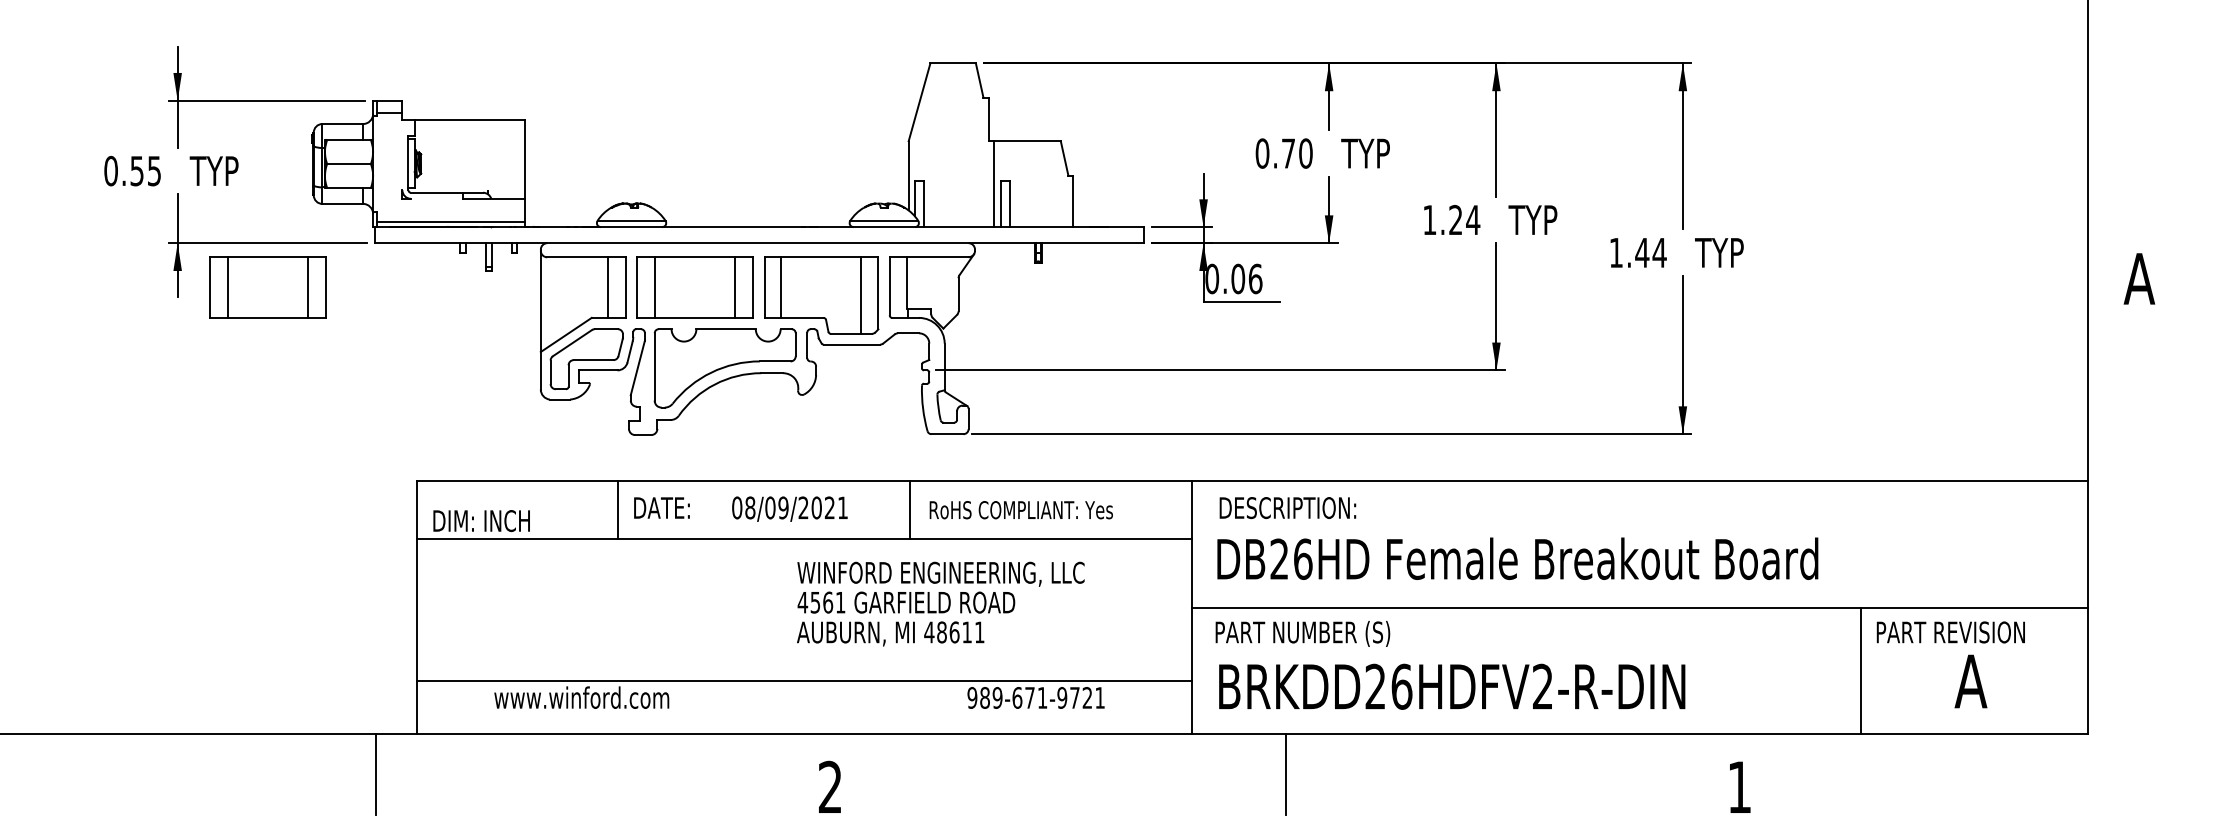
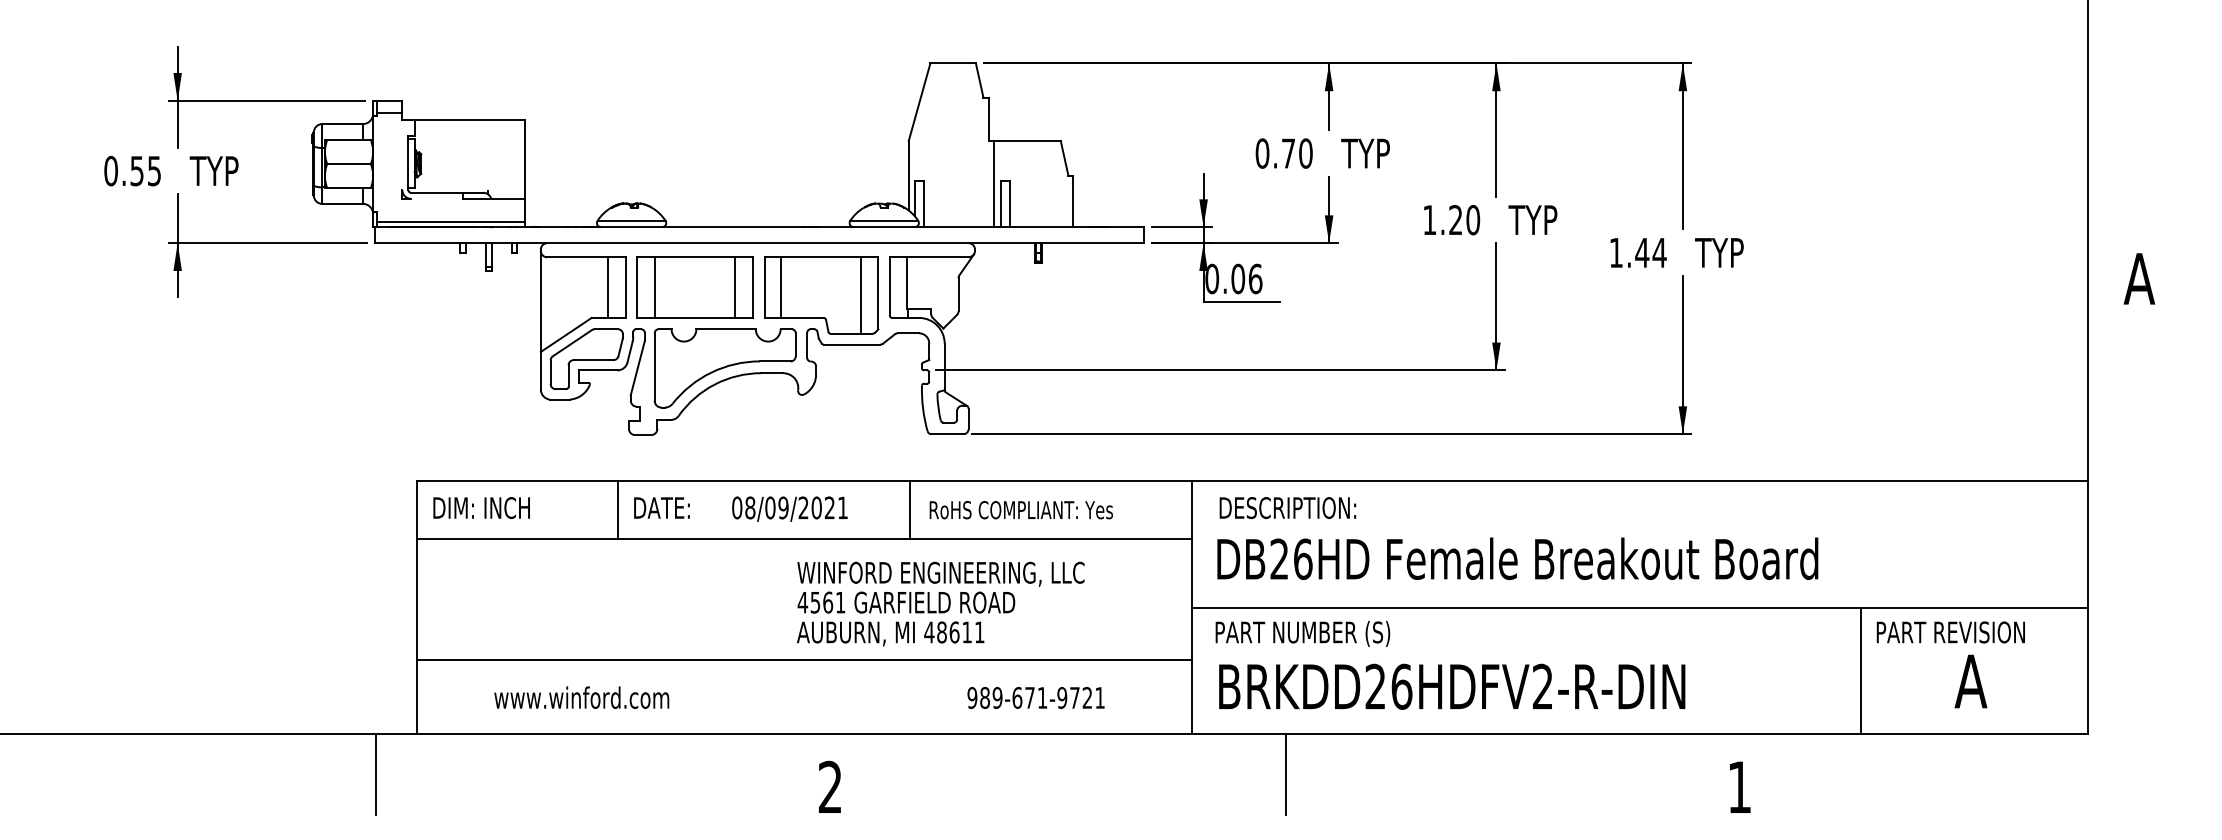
text: 1.24 -> 1.20 (1473, 219)
part: present -> none (267, 287)
text position: (481, 521) -> (481, 508) (481, 508)
line position: (804, 680) -> (804, 659) (804, 659)
